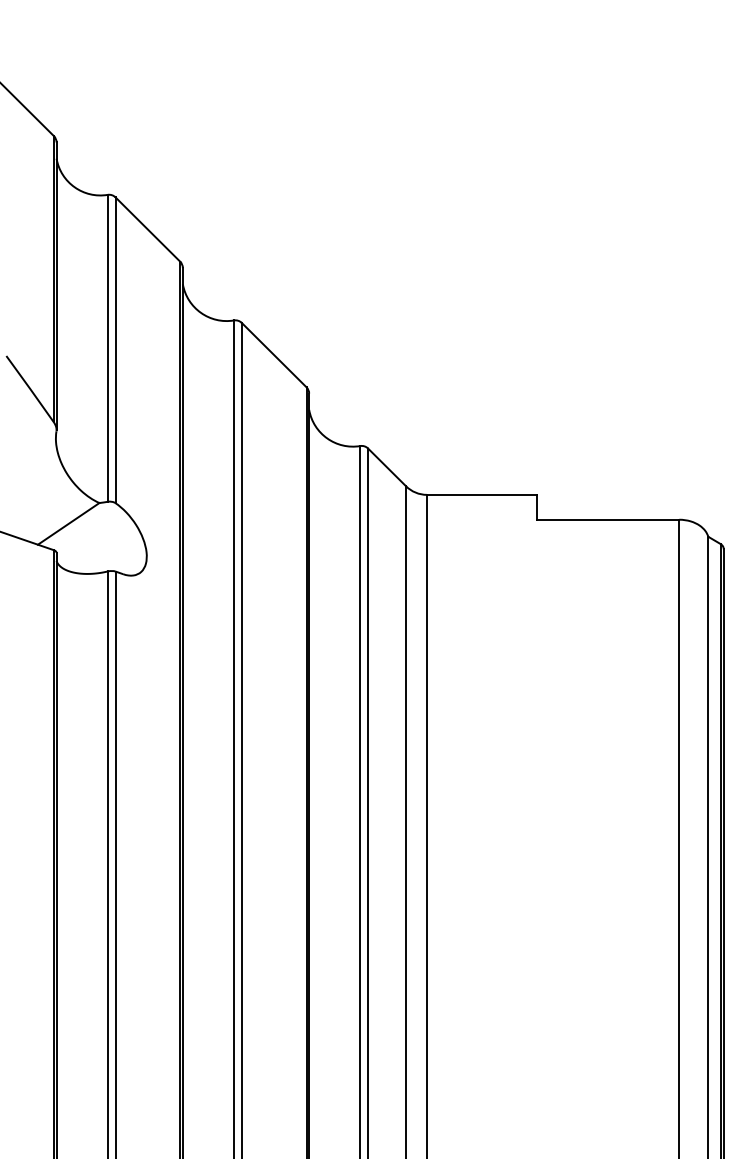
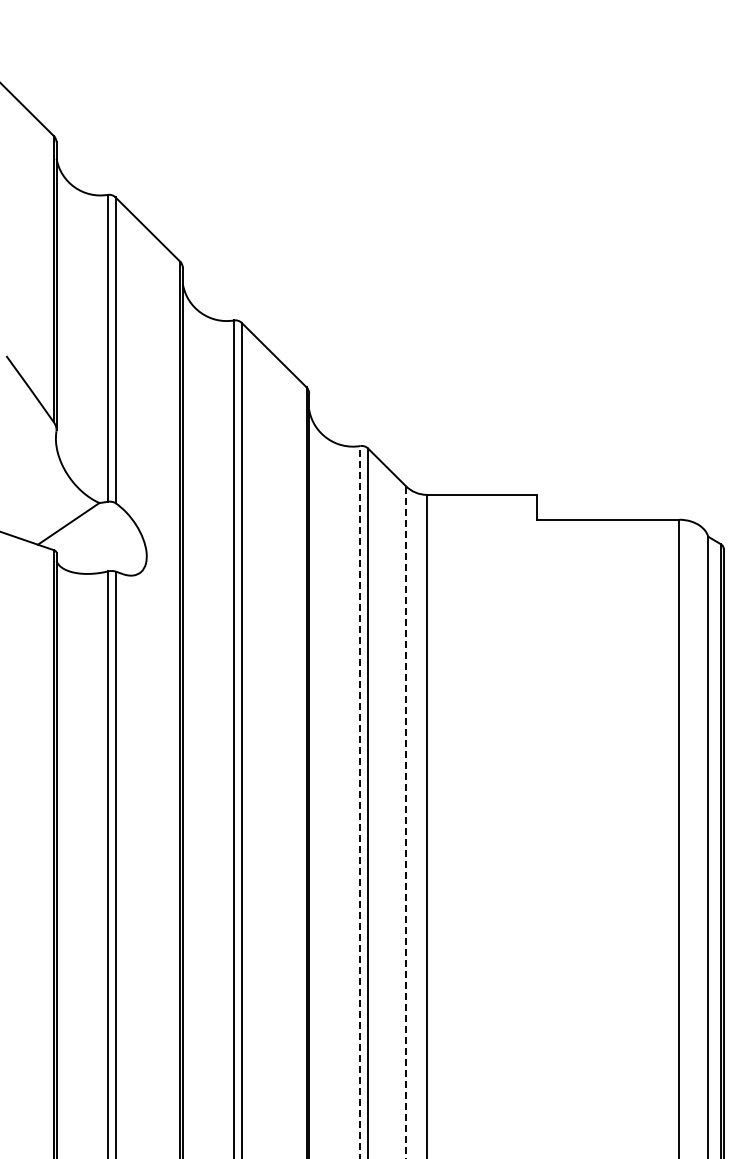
line: solid -> dashed (360, 801)
line: solid -> dashed (406, 822)
